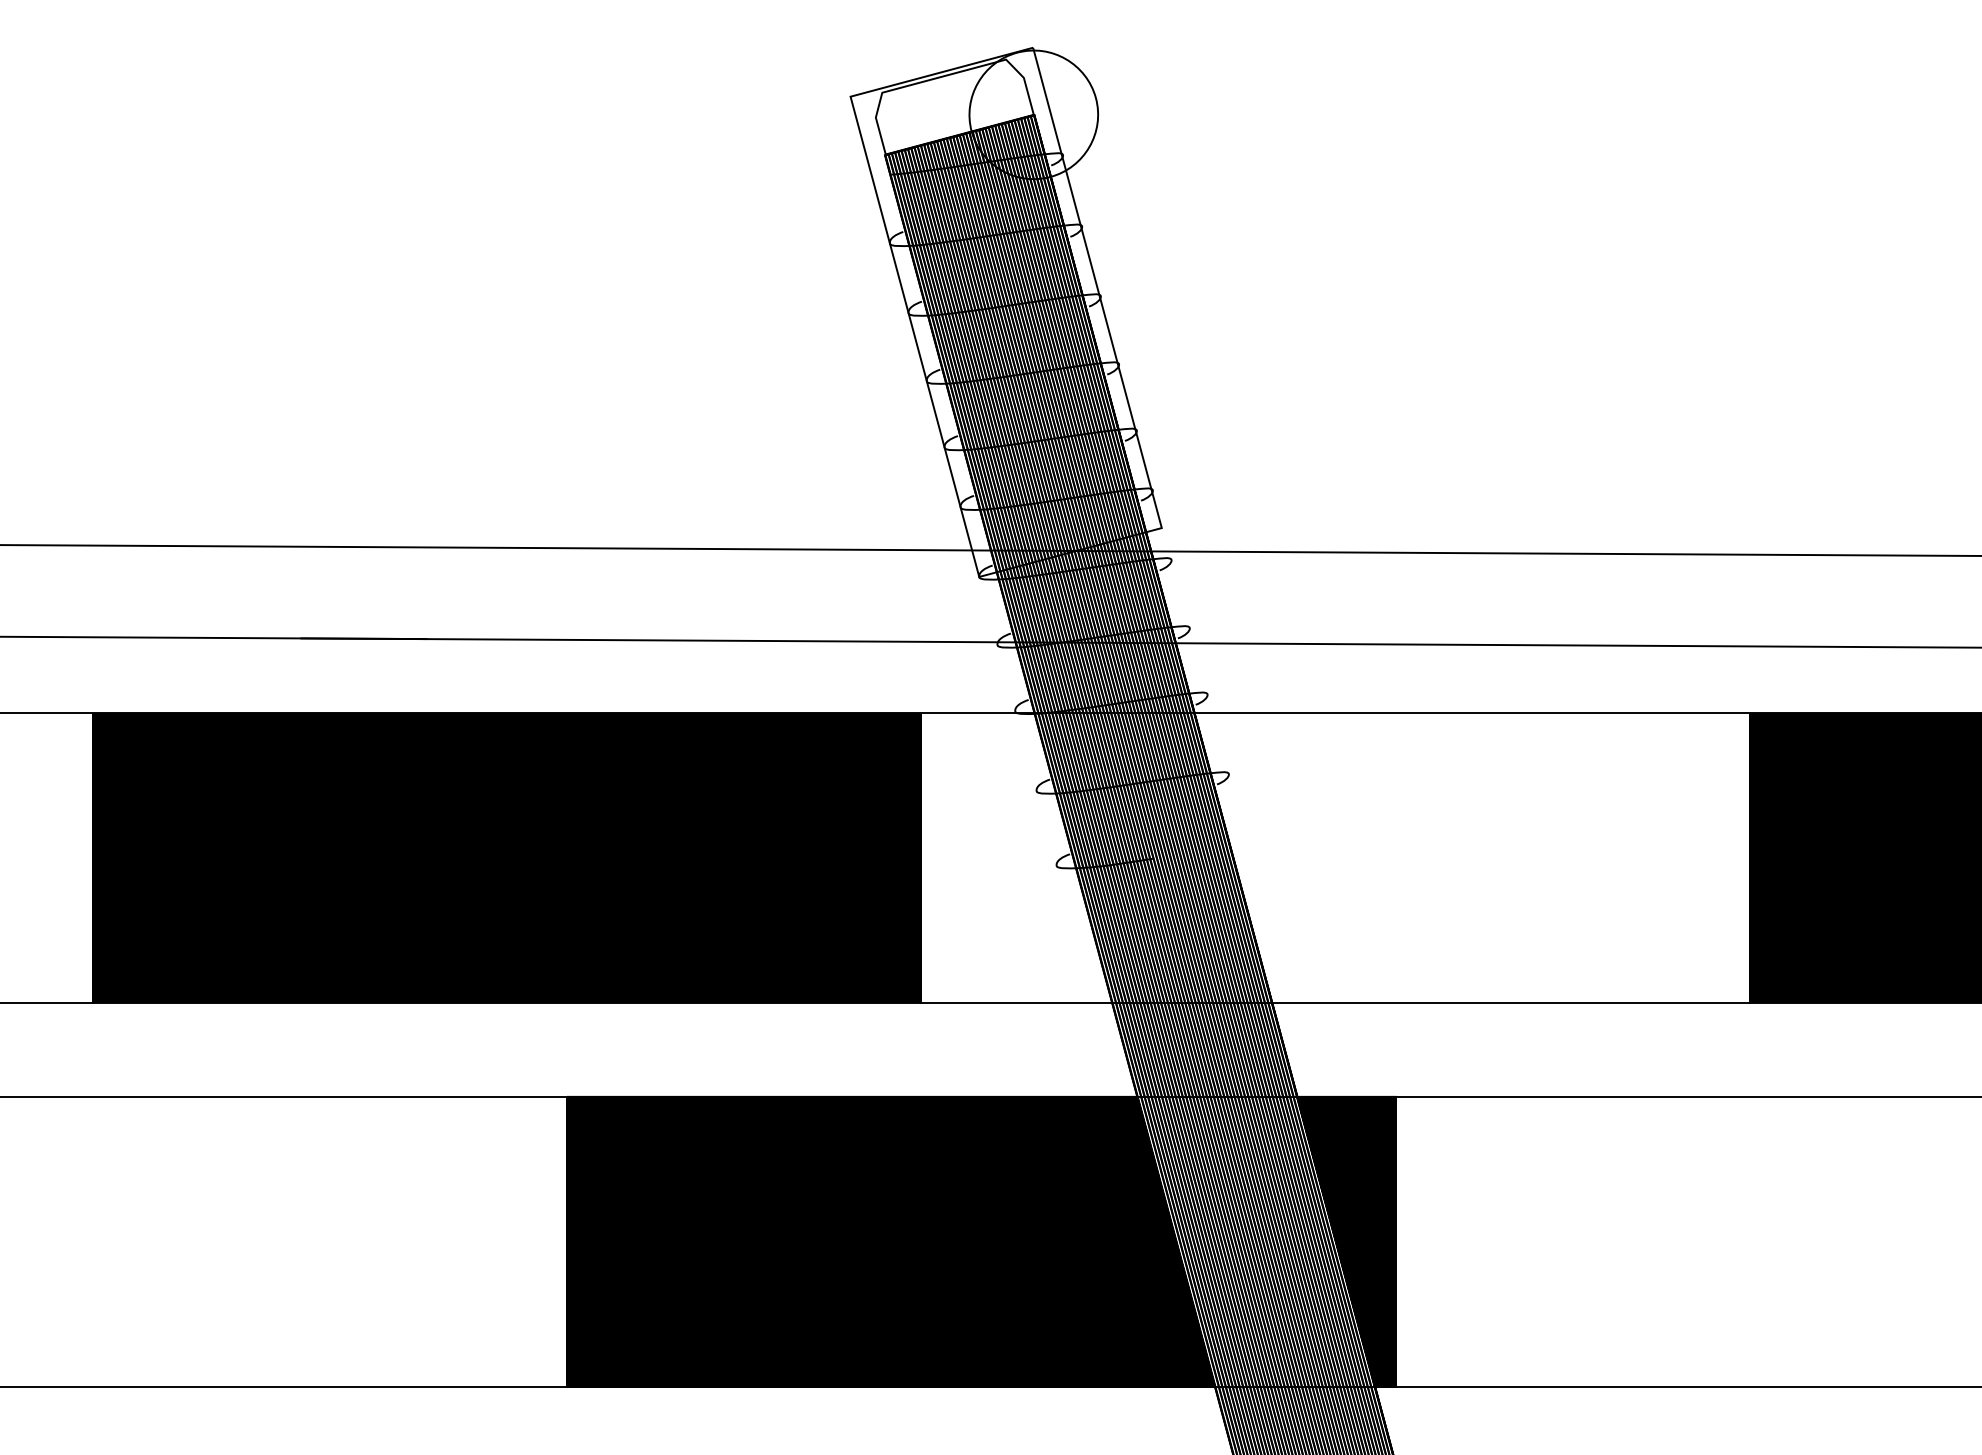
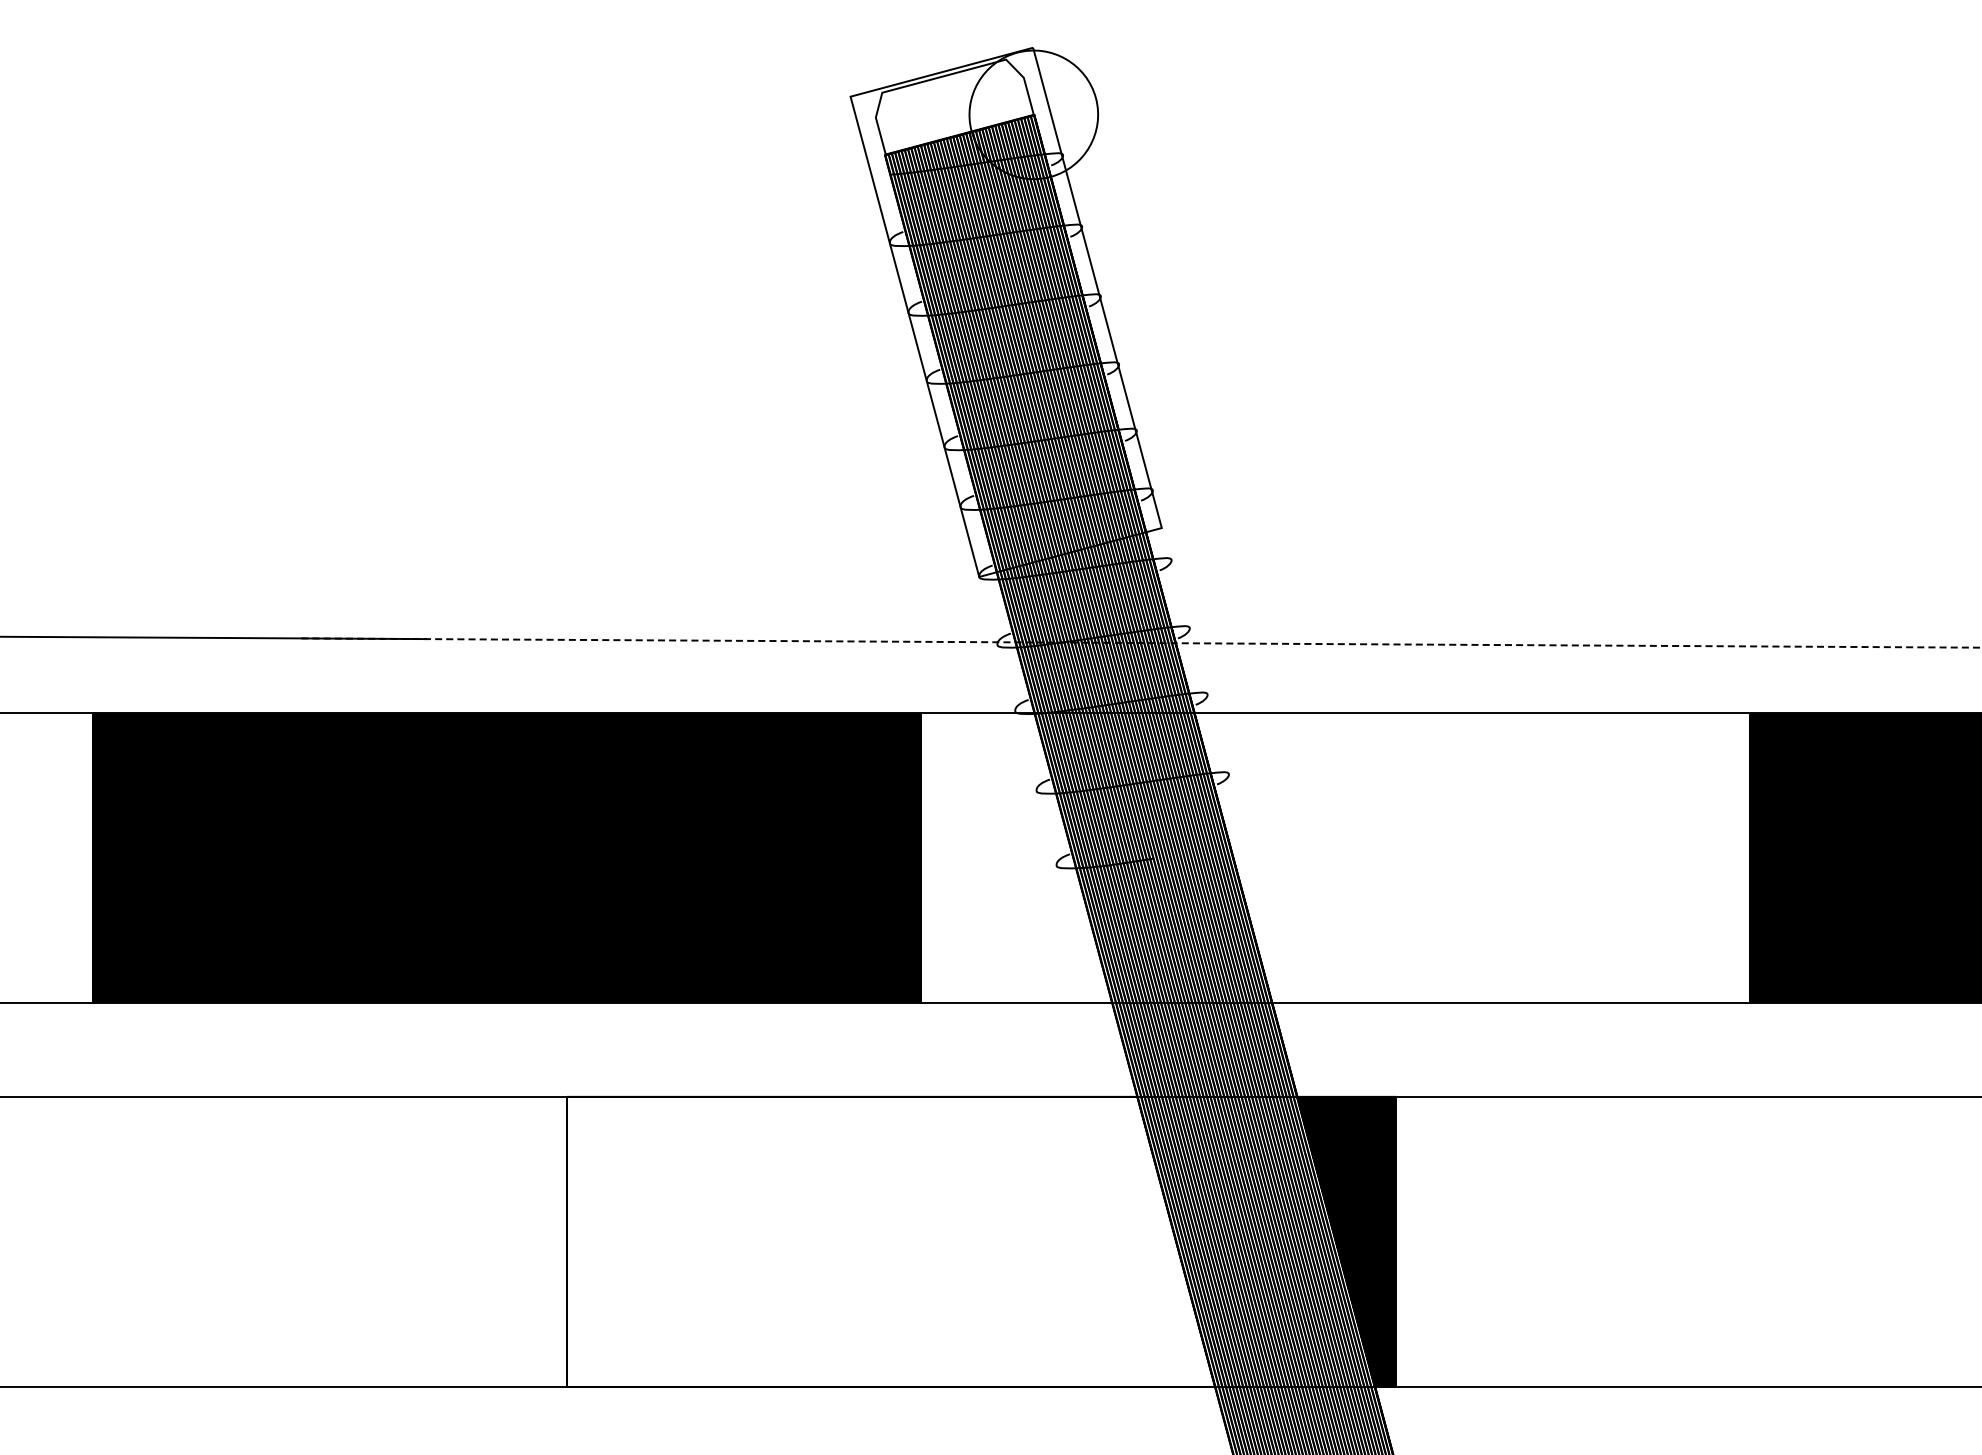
line: present -> none (990, 550)
line: solid -> dashed (1141, 643)
fill: present -> none (891, 1241)
